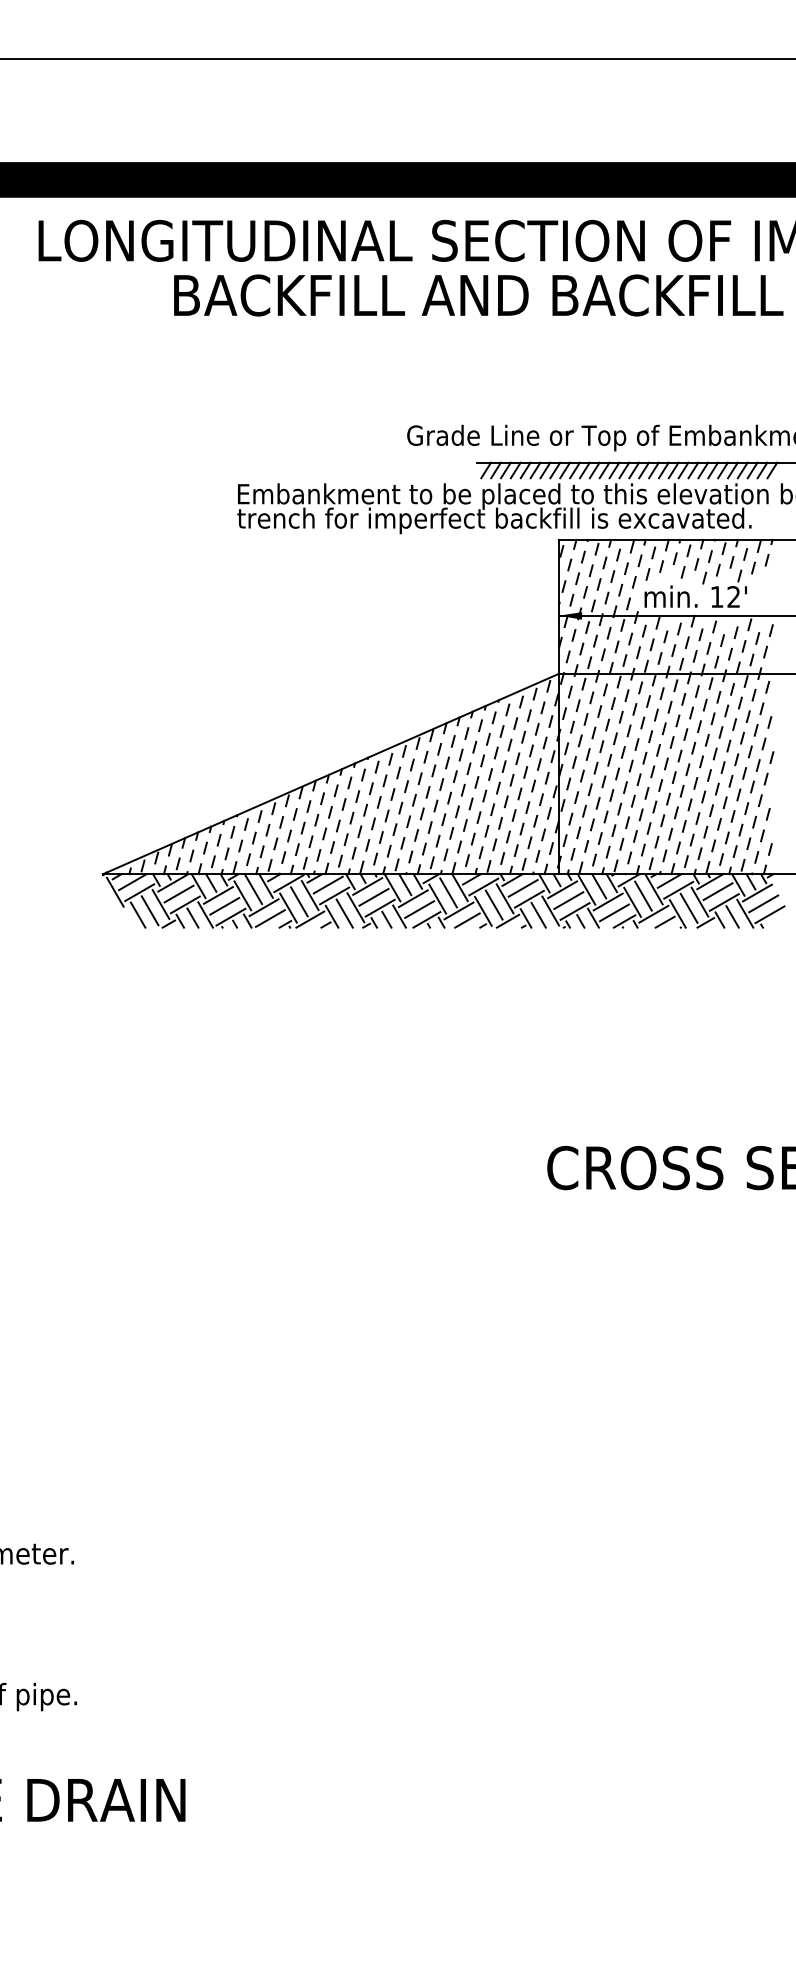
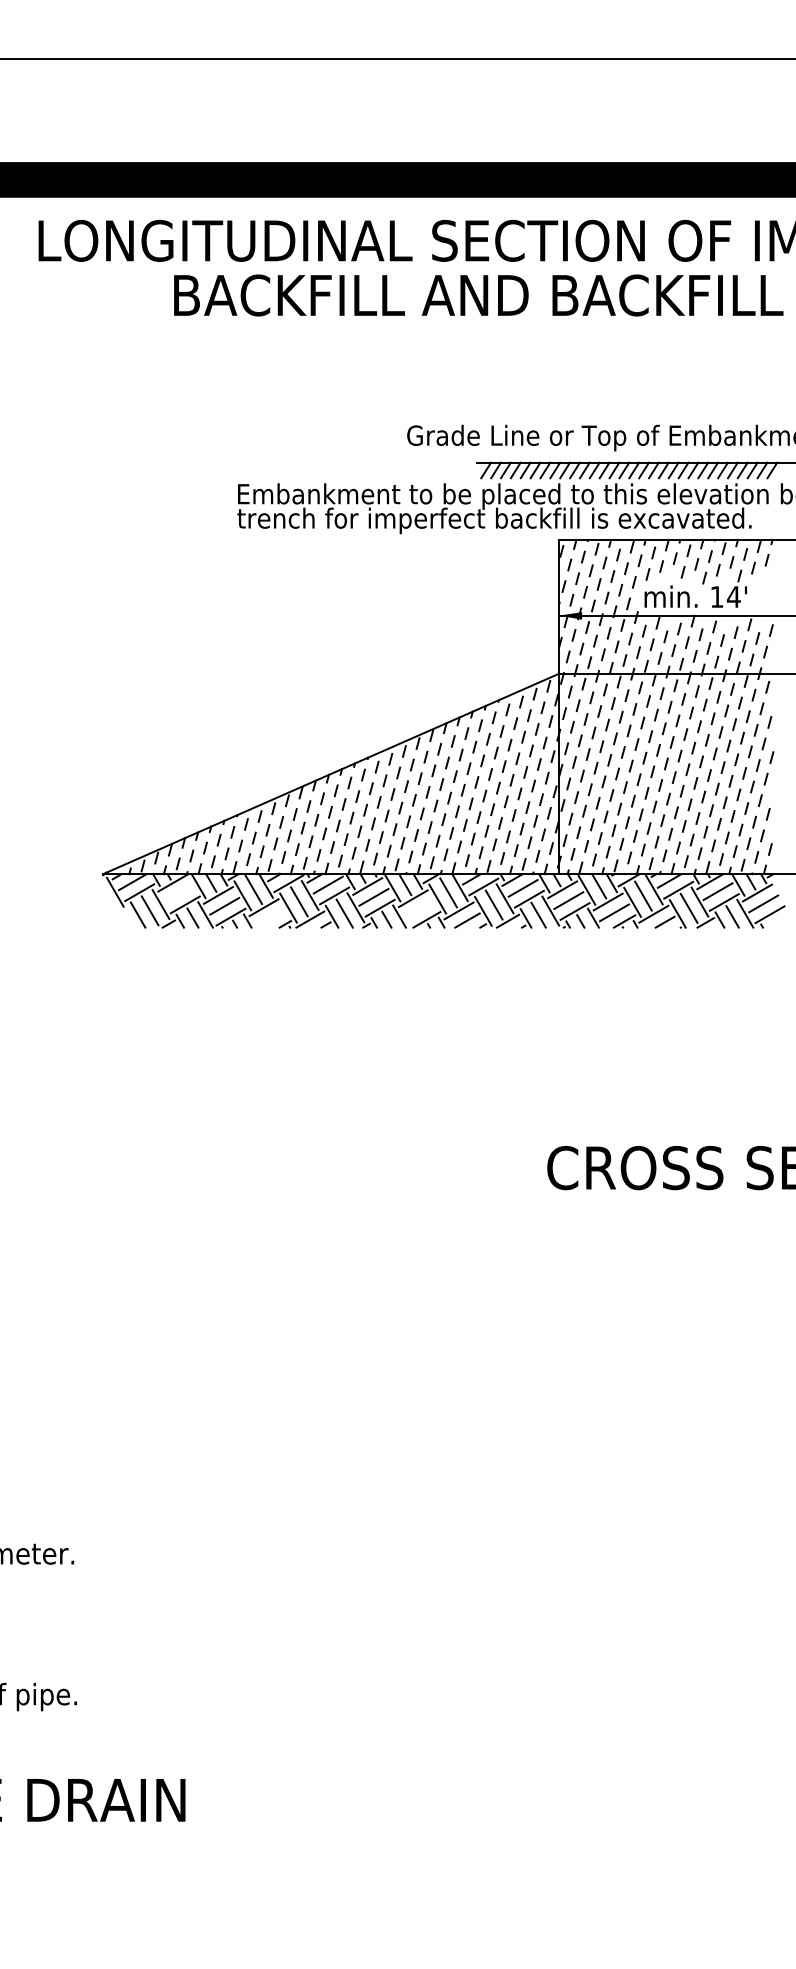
text: 12' -> 14' (733, 596)
line: present -> none (178, 893)
line: present -> none (419, 909)
line: present -> none (269, 918)
